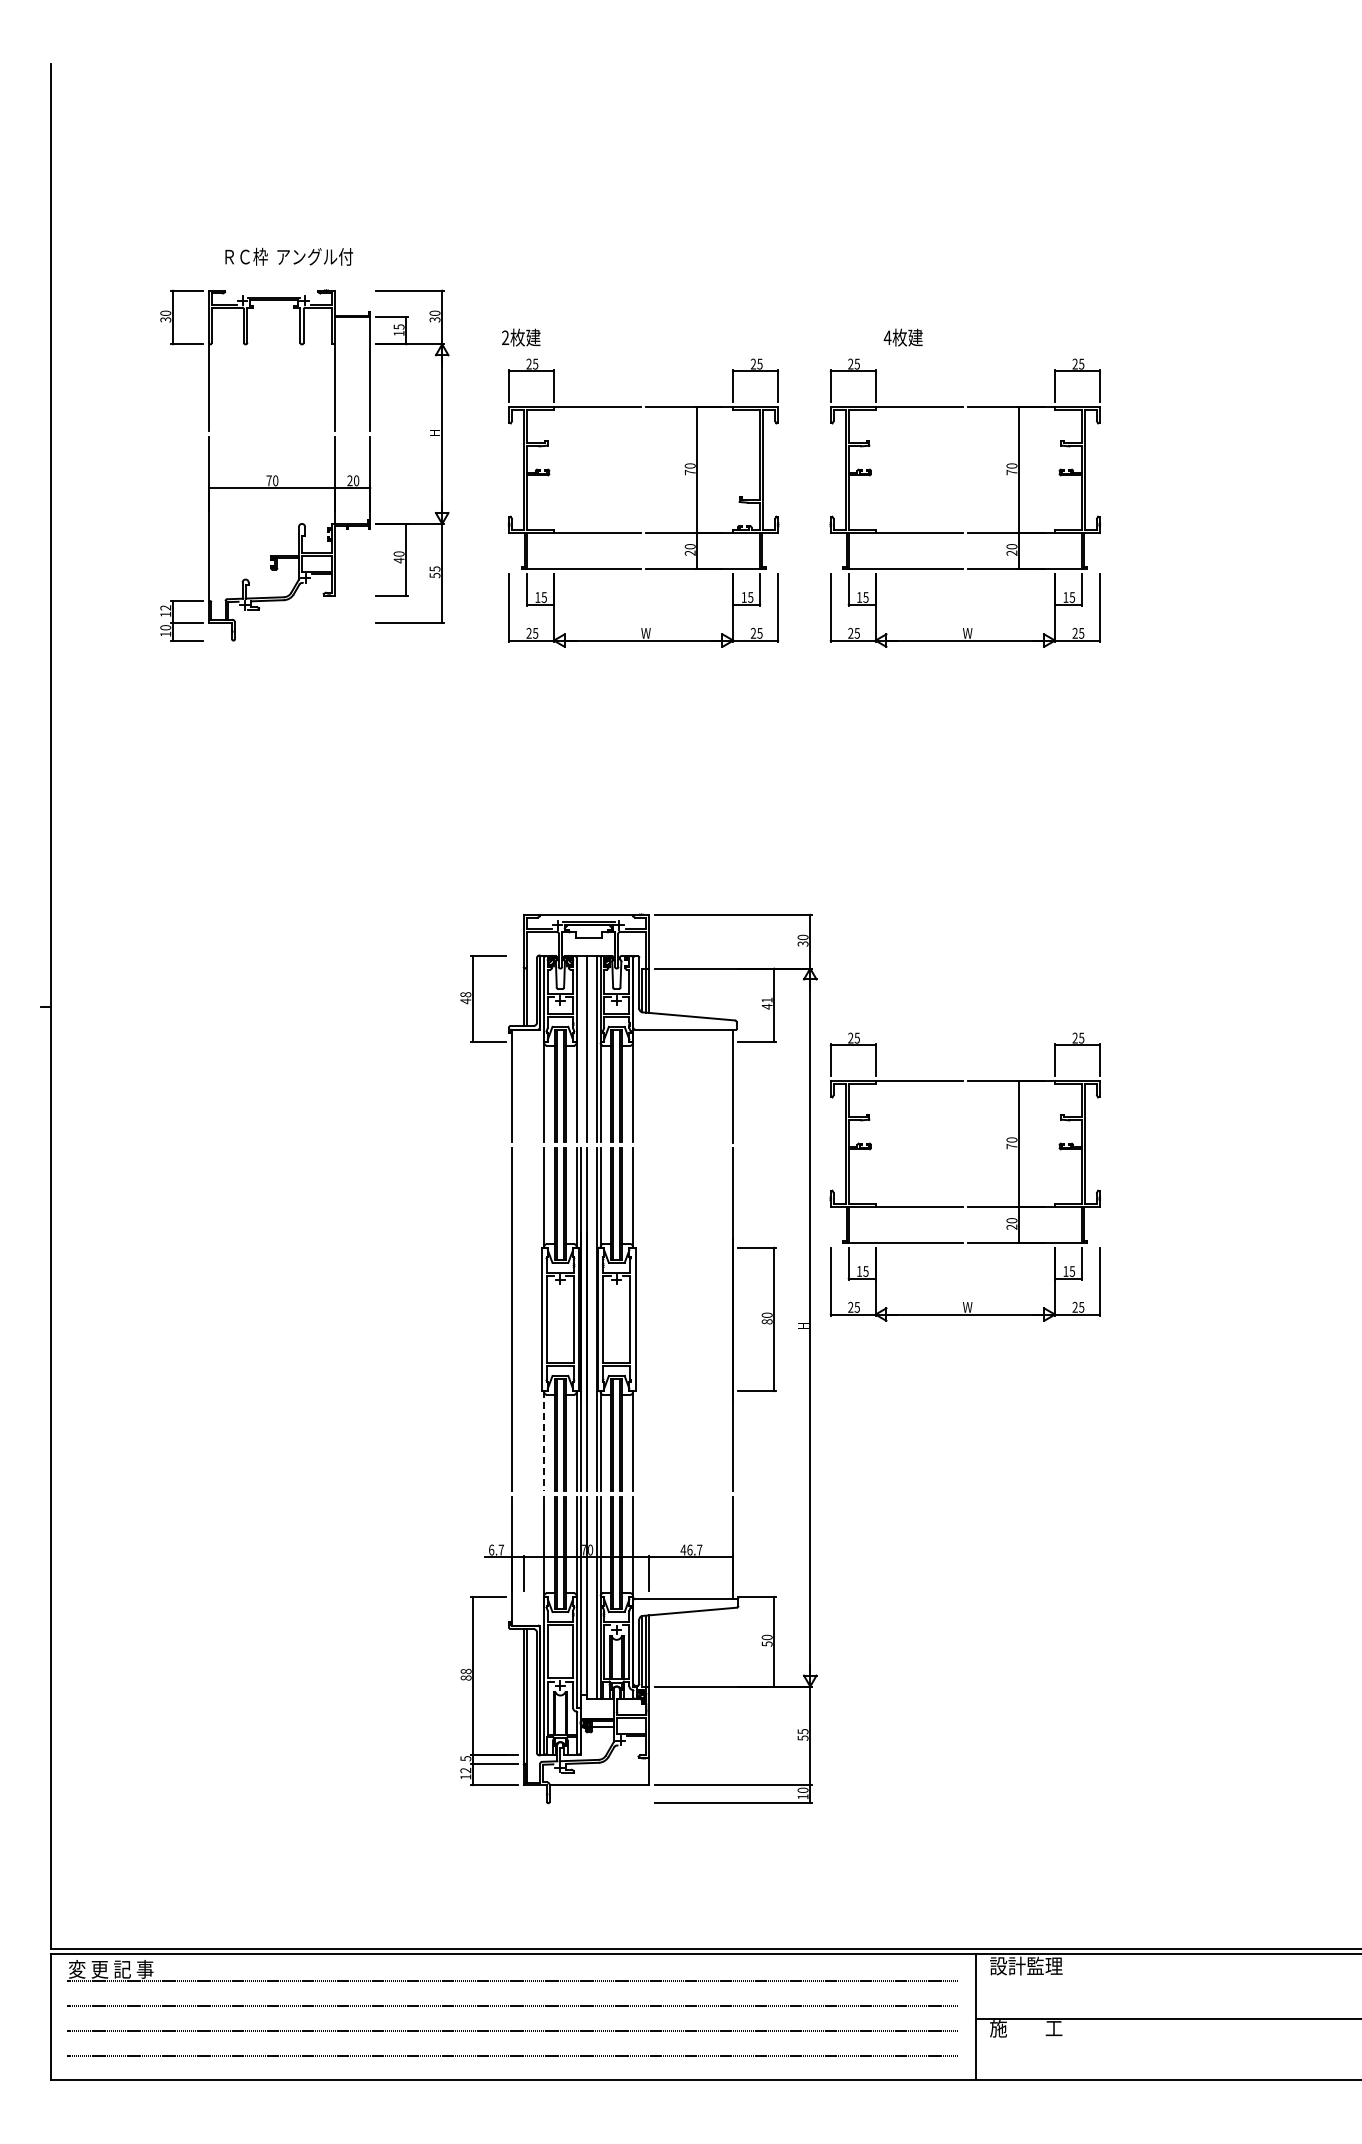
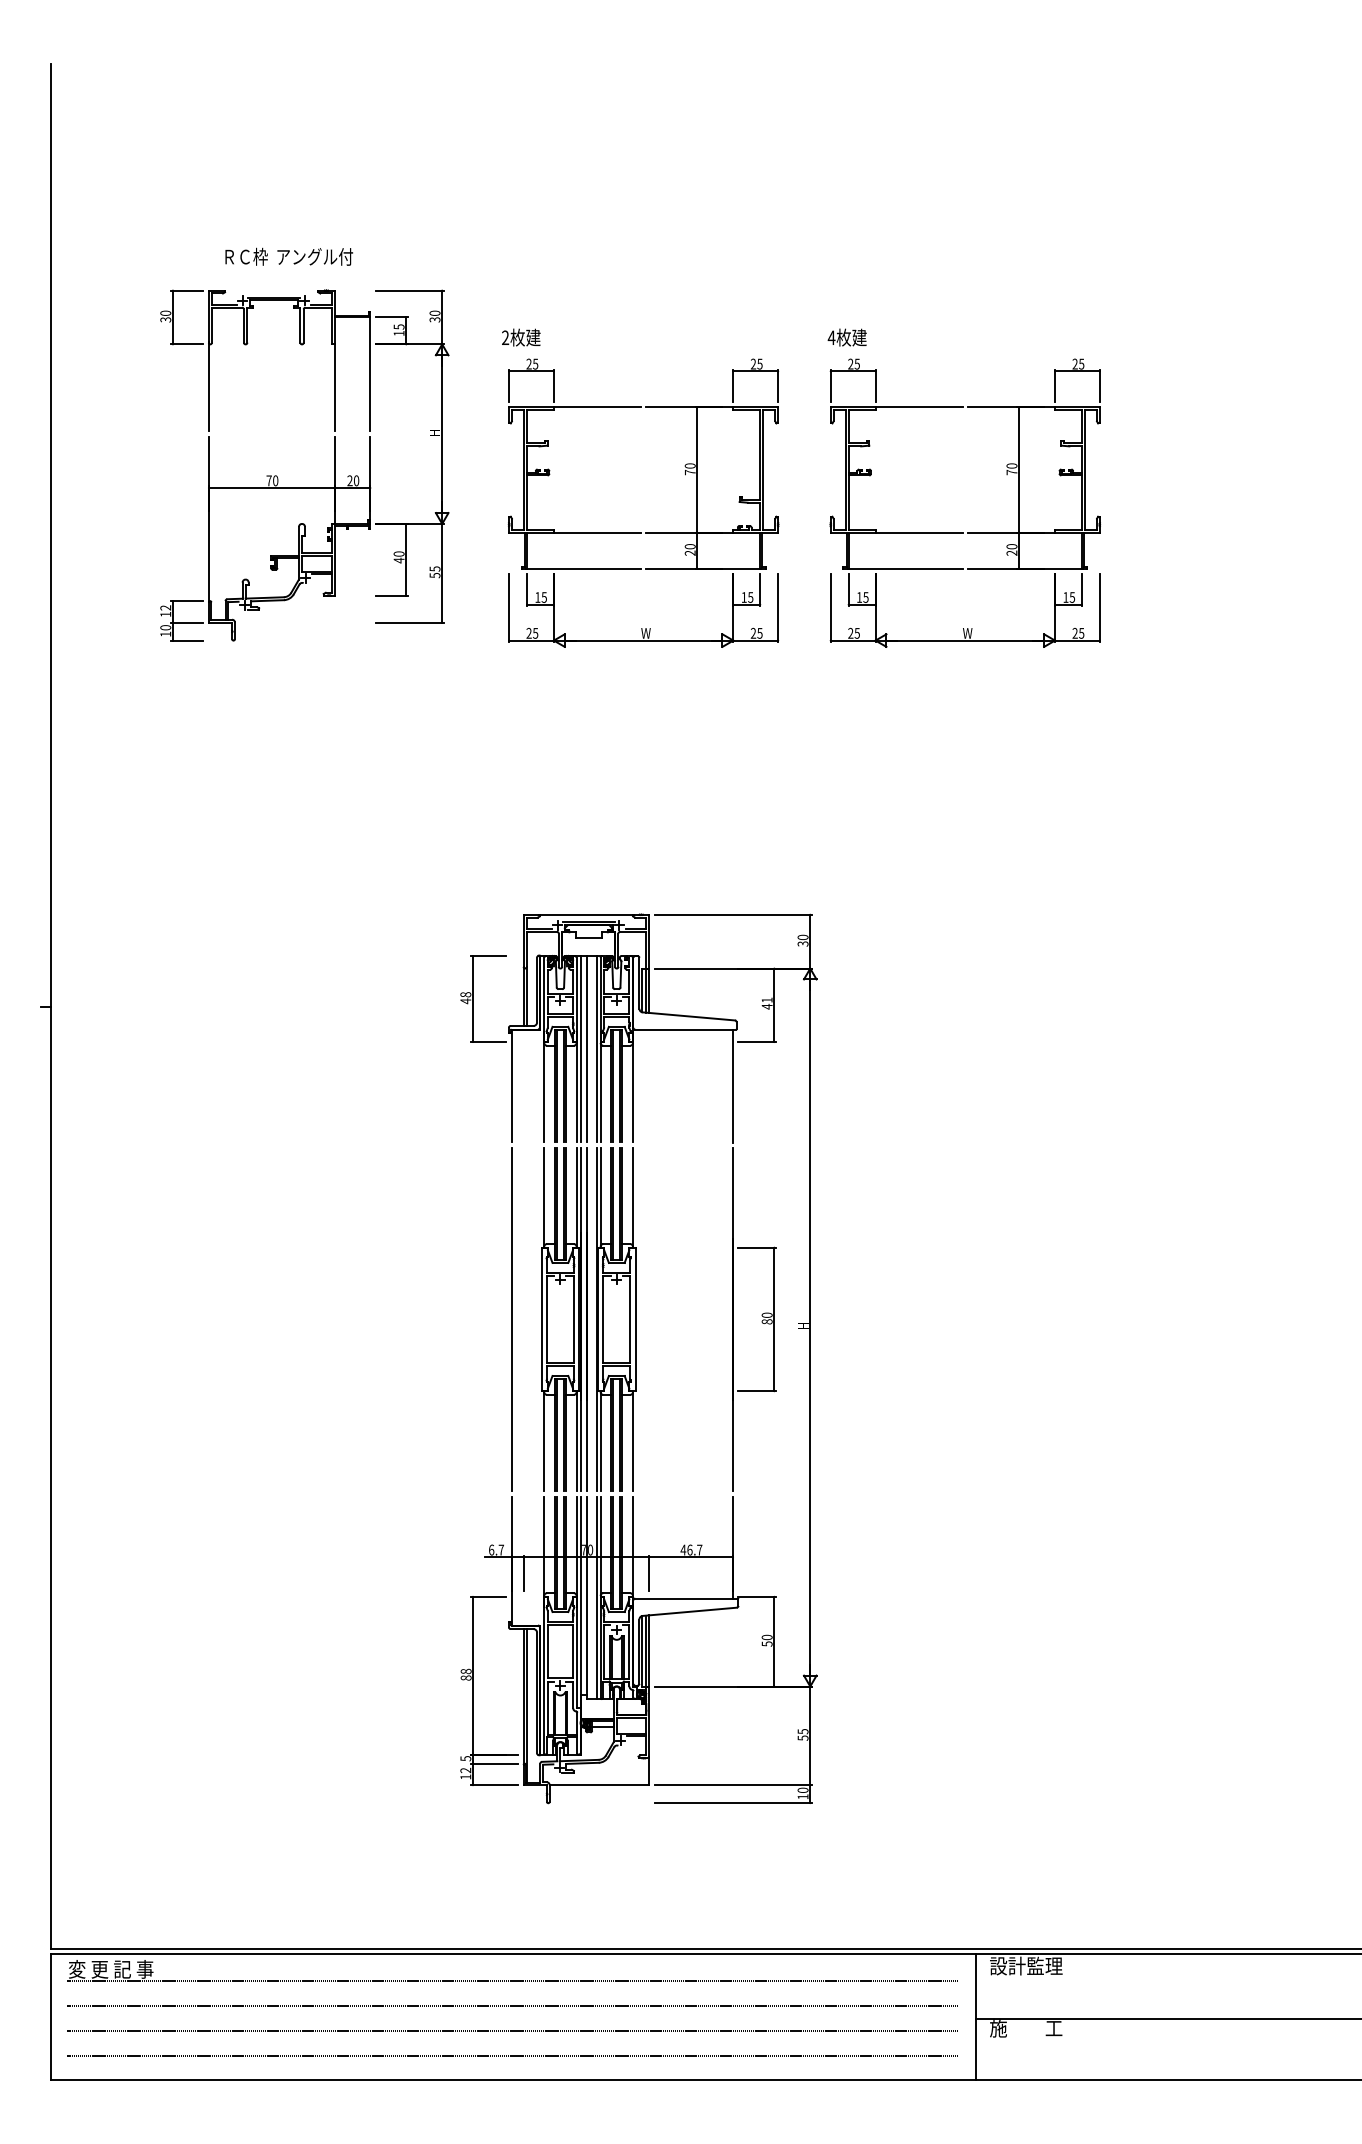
text position: (902, 337) -> (846, 337) (846, 337)
line: none -> present (580, 1048)
part: present -> none (963, 1206)
line: dashed -> solid (544, 1441)
